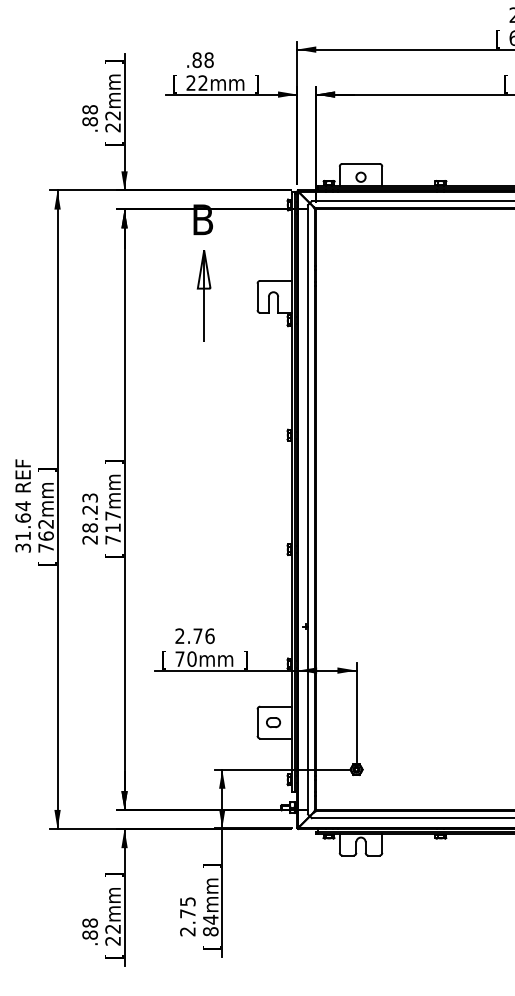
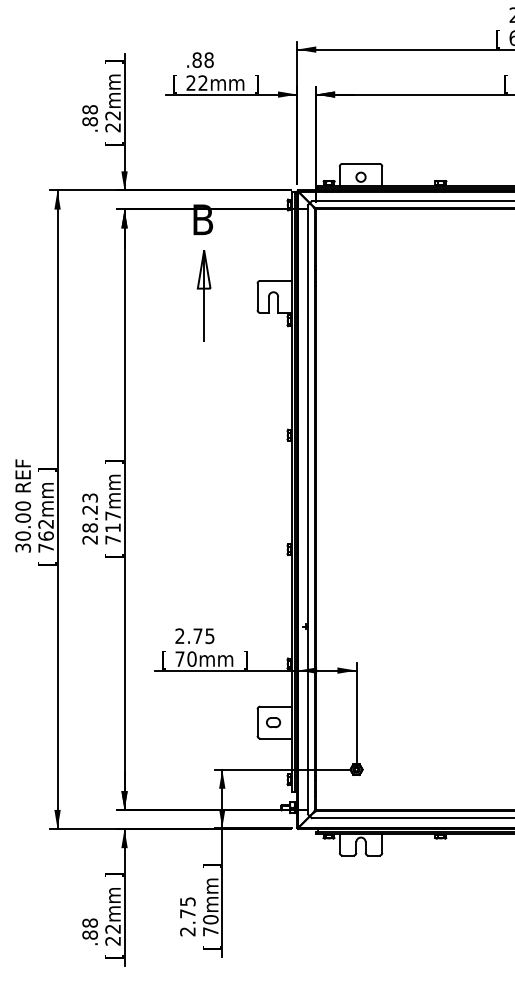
text: 31.64 -> 30.00 (22, 520)
text: 2.76 -> 2.75 (209, 636)
text: 84mm -> 70mm (210, 925)
